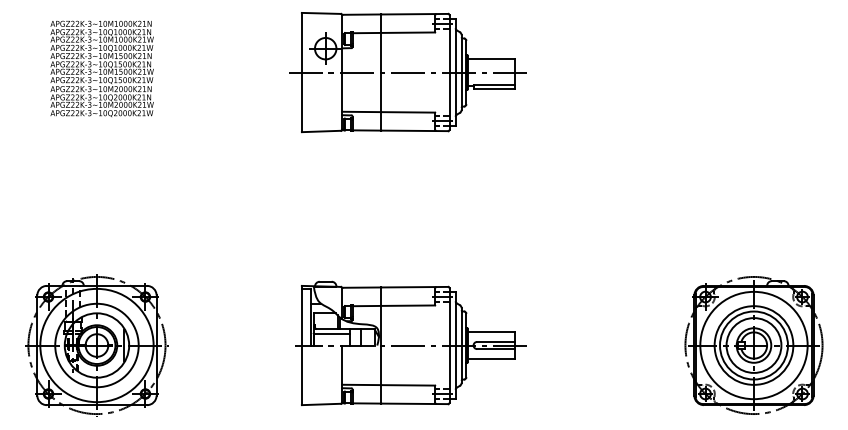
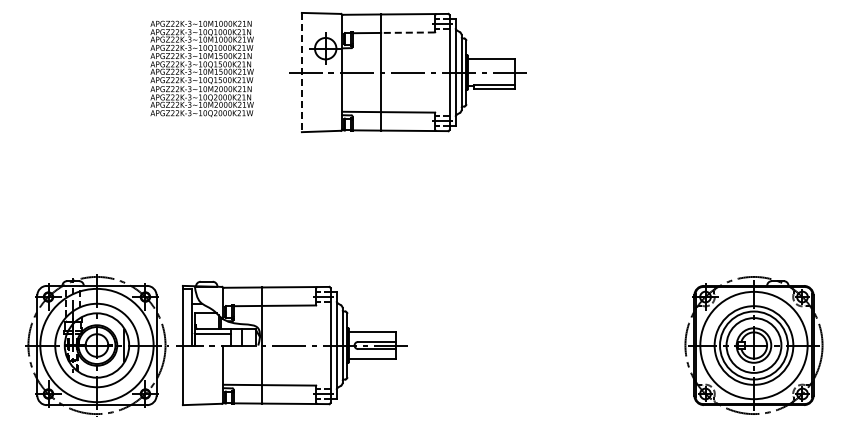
line: solid -> dashed (407, 32)
text position: (101, 68) -> (201, 68) (201, 68)
line: solid -> dashed (301, 72)
part position: (410, 342) -> (291, 342) (291, 342)
